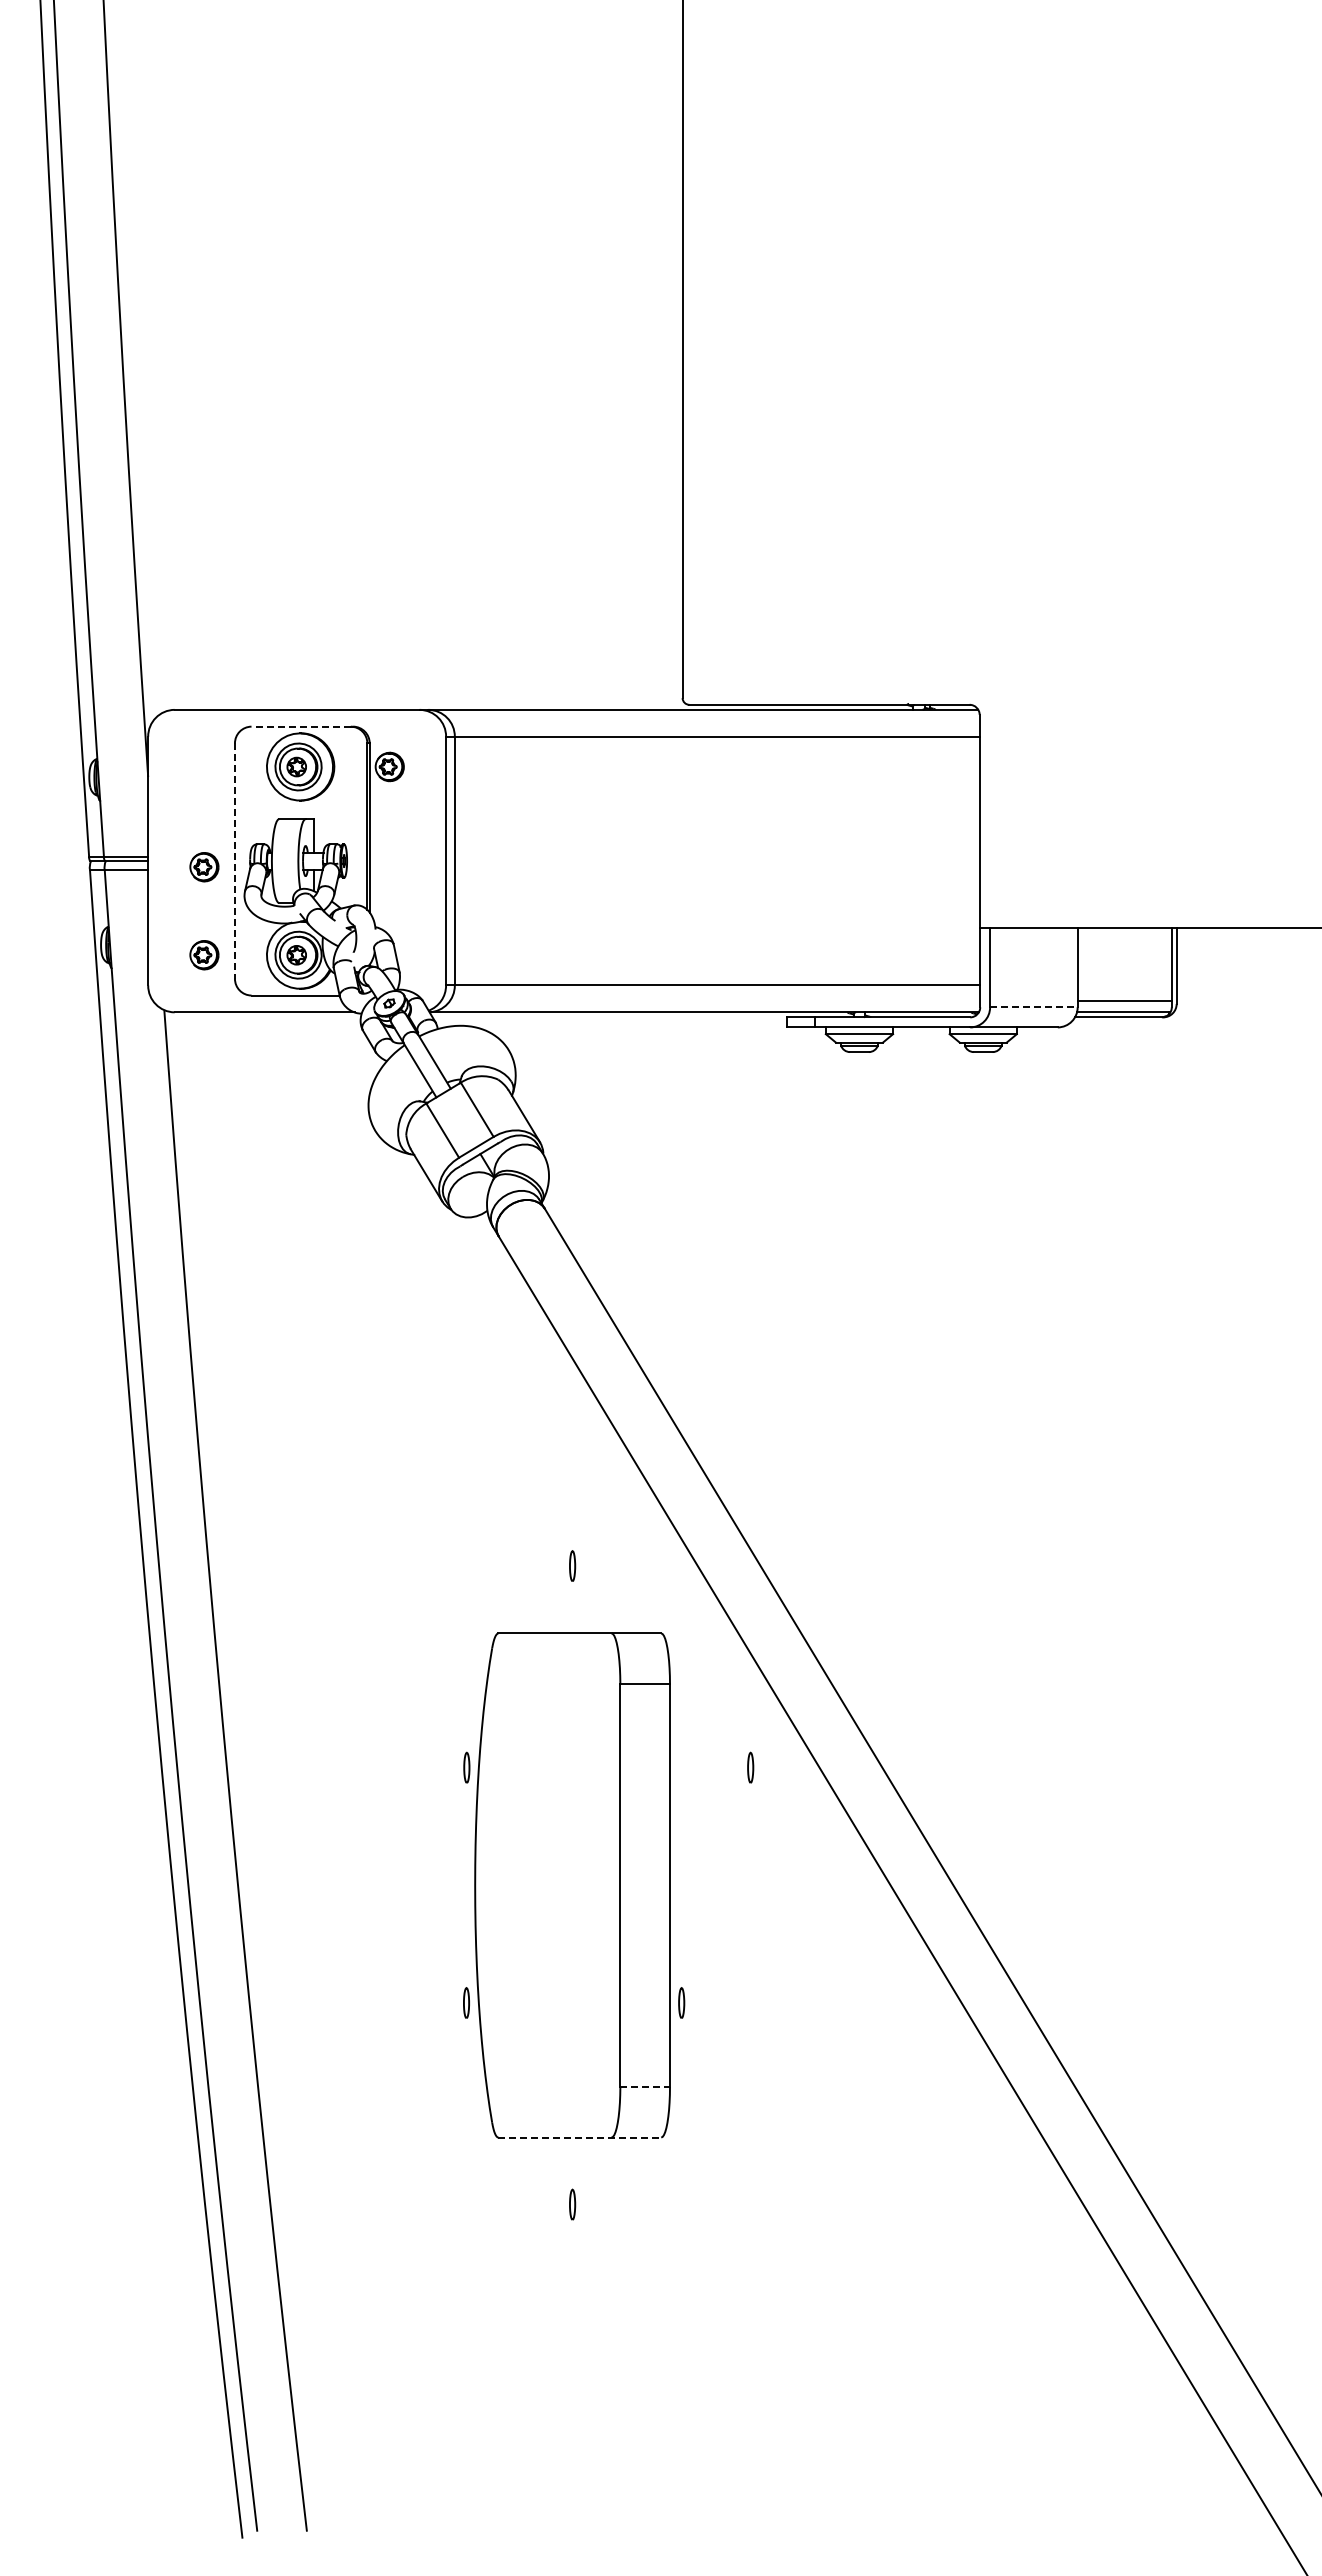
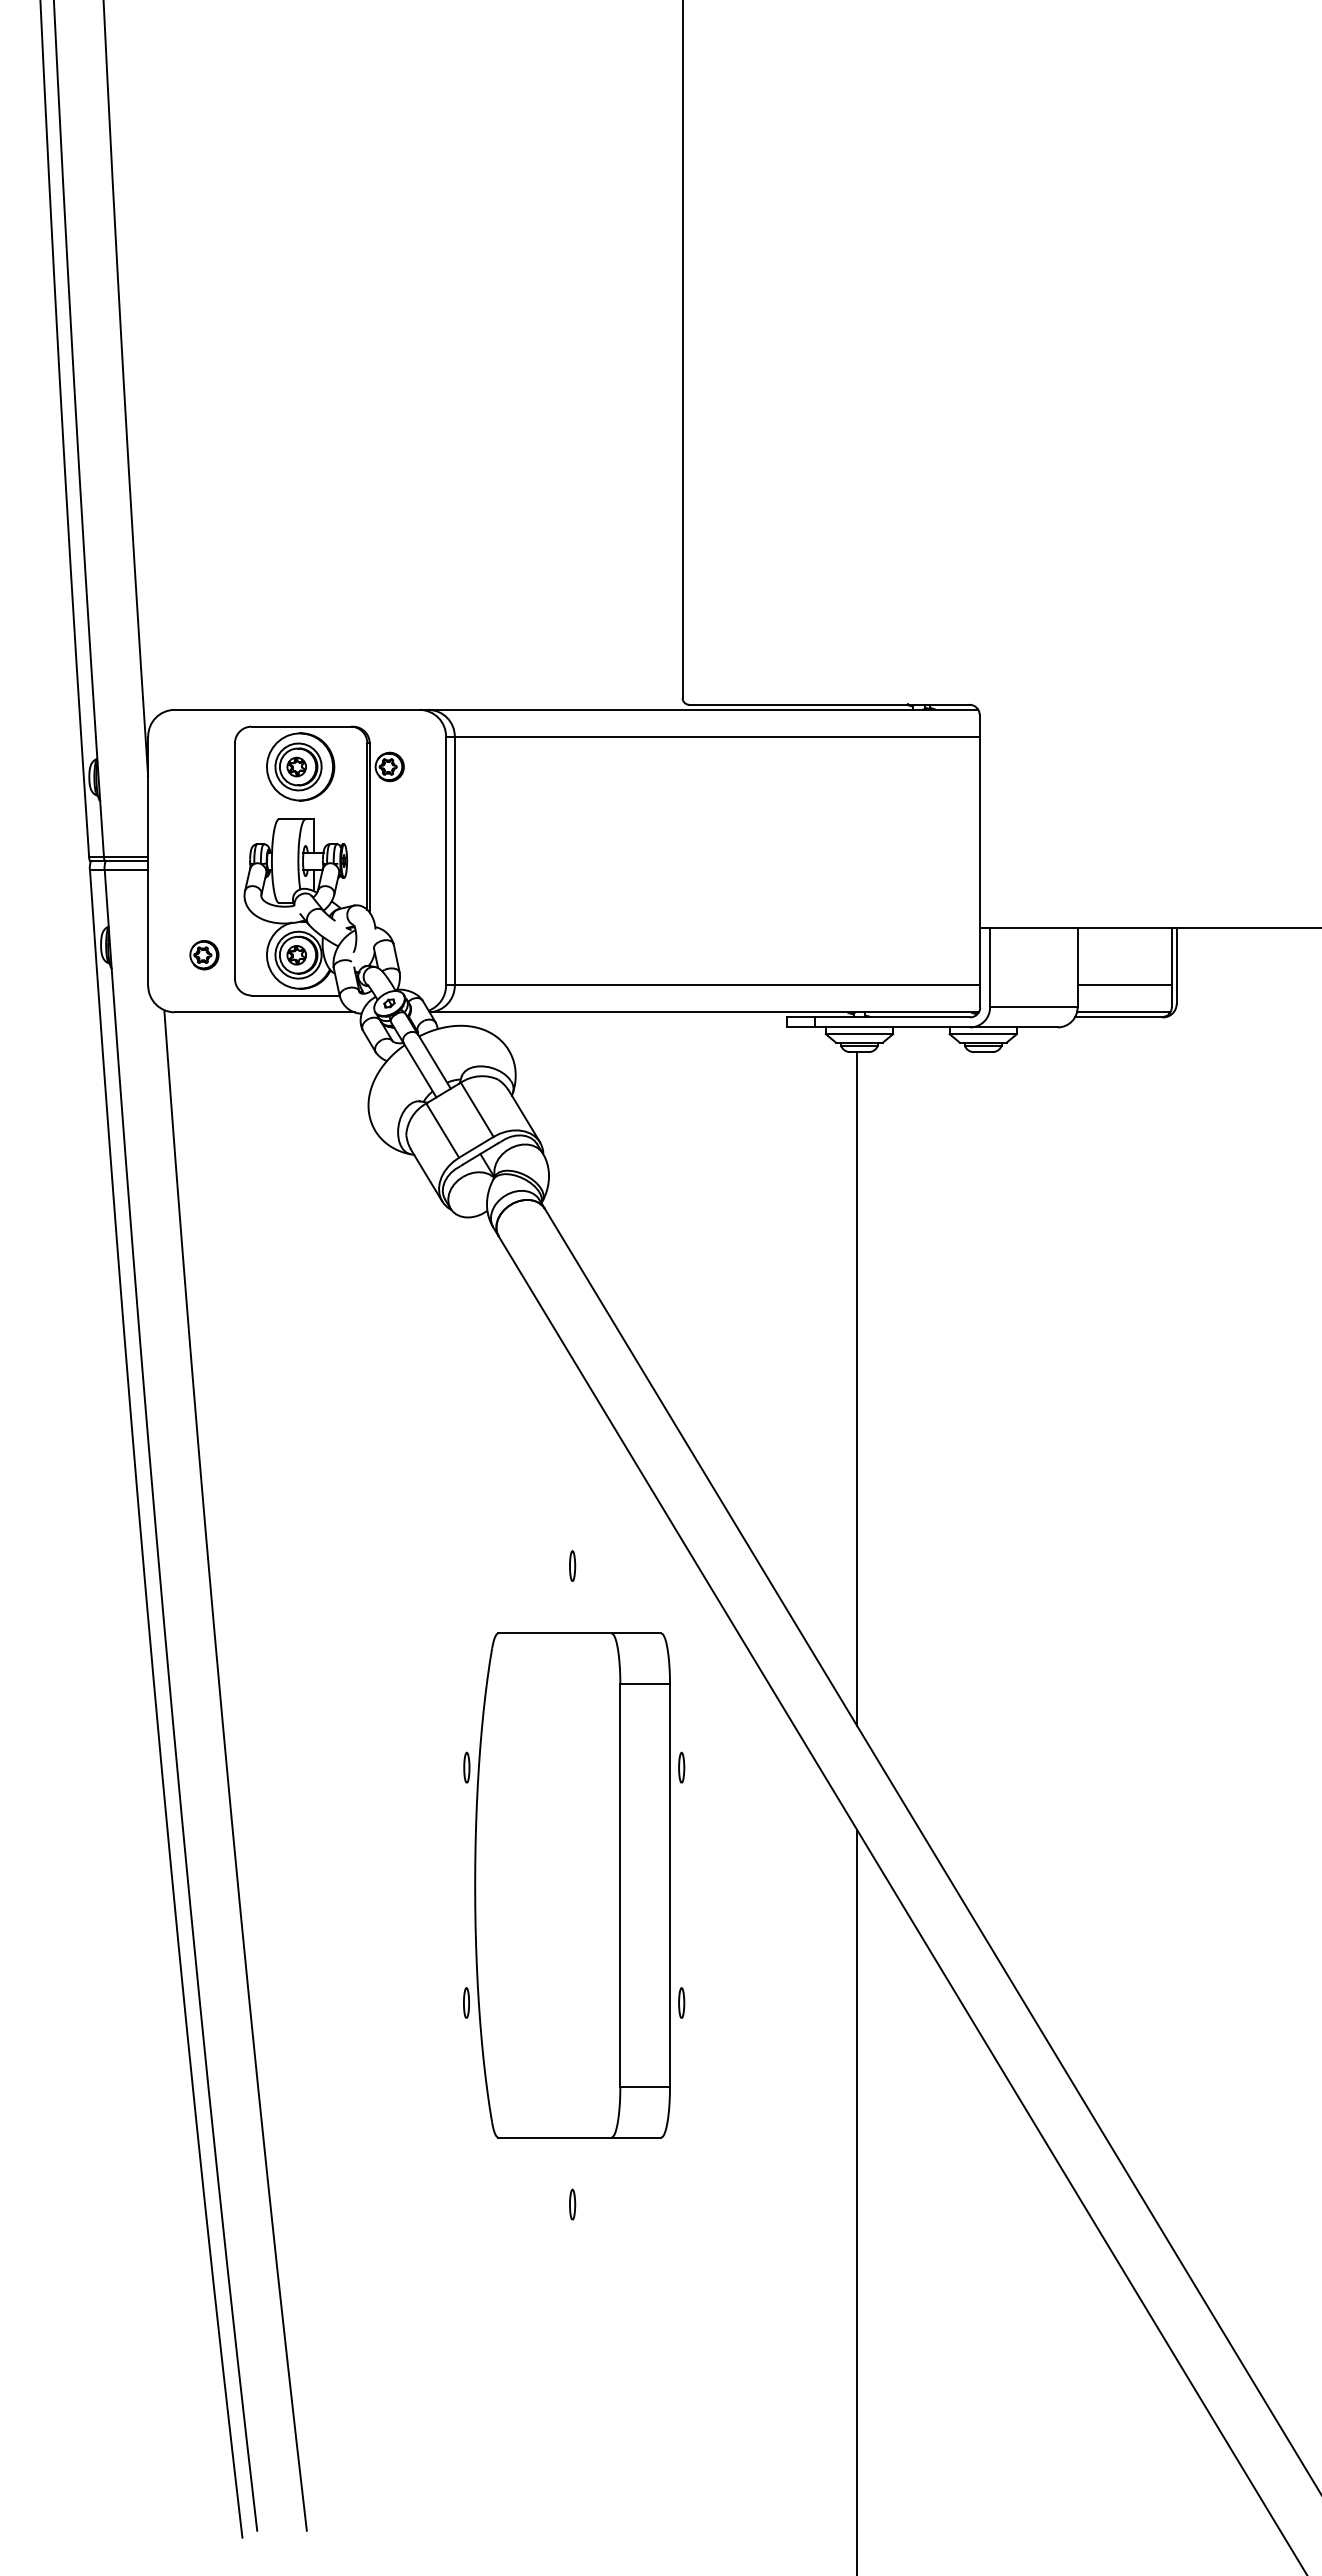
line: dashed -> solid (301, 726)
line: dashed -> solid (234, 861)
part: present -> none (204, 867)
line position: (1124, 1001) -> (1124, 985) (1124, 985)
line: dashed -> solid (1033, 1007)
line: none -> present (857, 1389)
part position: (750, 1767) -> (681, 1767) (681, 1767)
line: dashed -> solid (645, 2087)
line: dashed -> solid (580, 2137)
line: none -> present (857, 2201)
